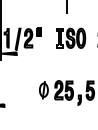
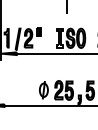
line: none -> present (55, 53)
line: none -> present (49, 105)
